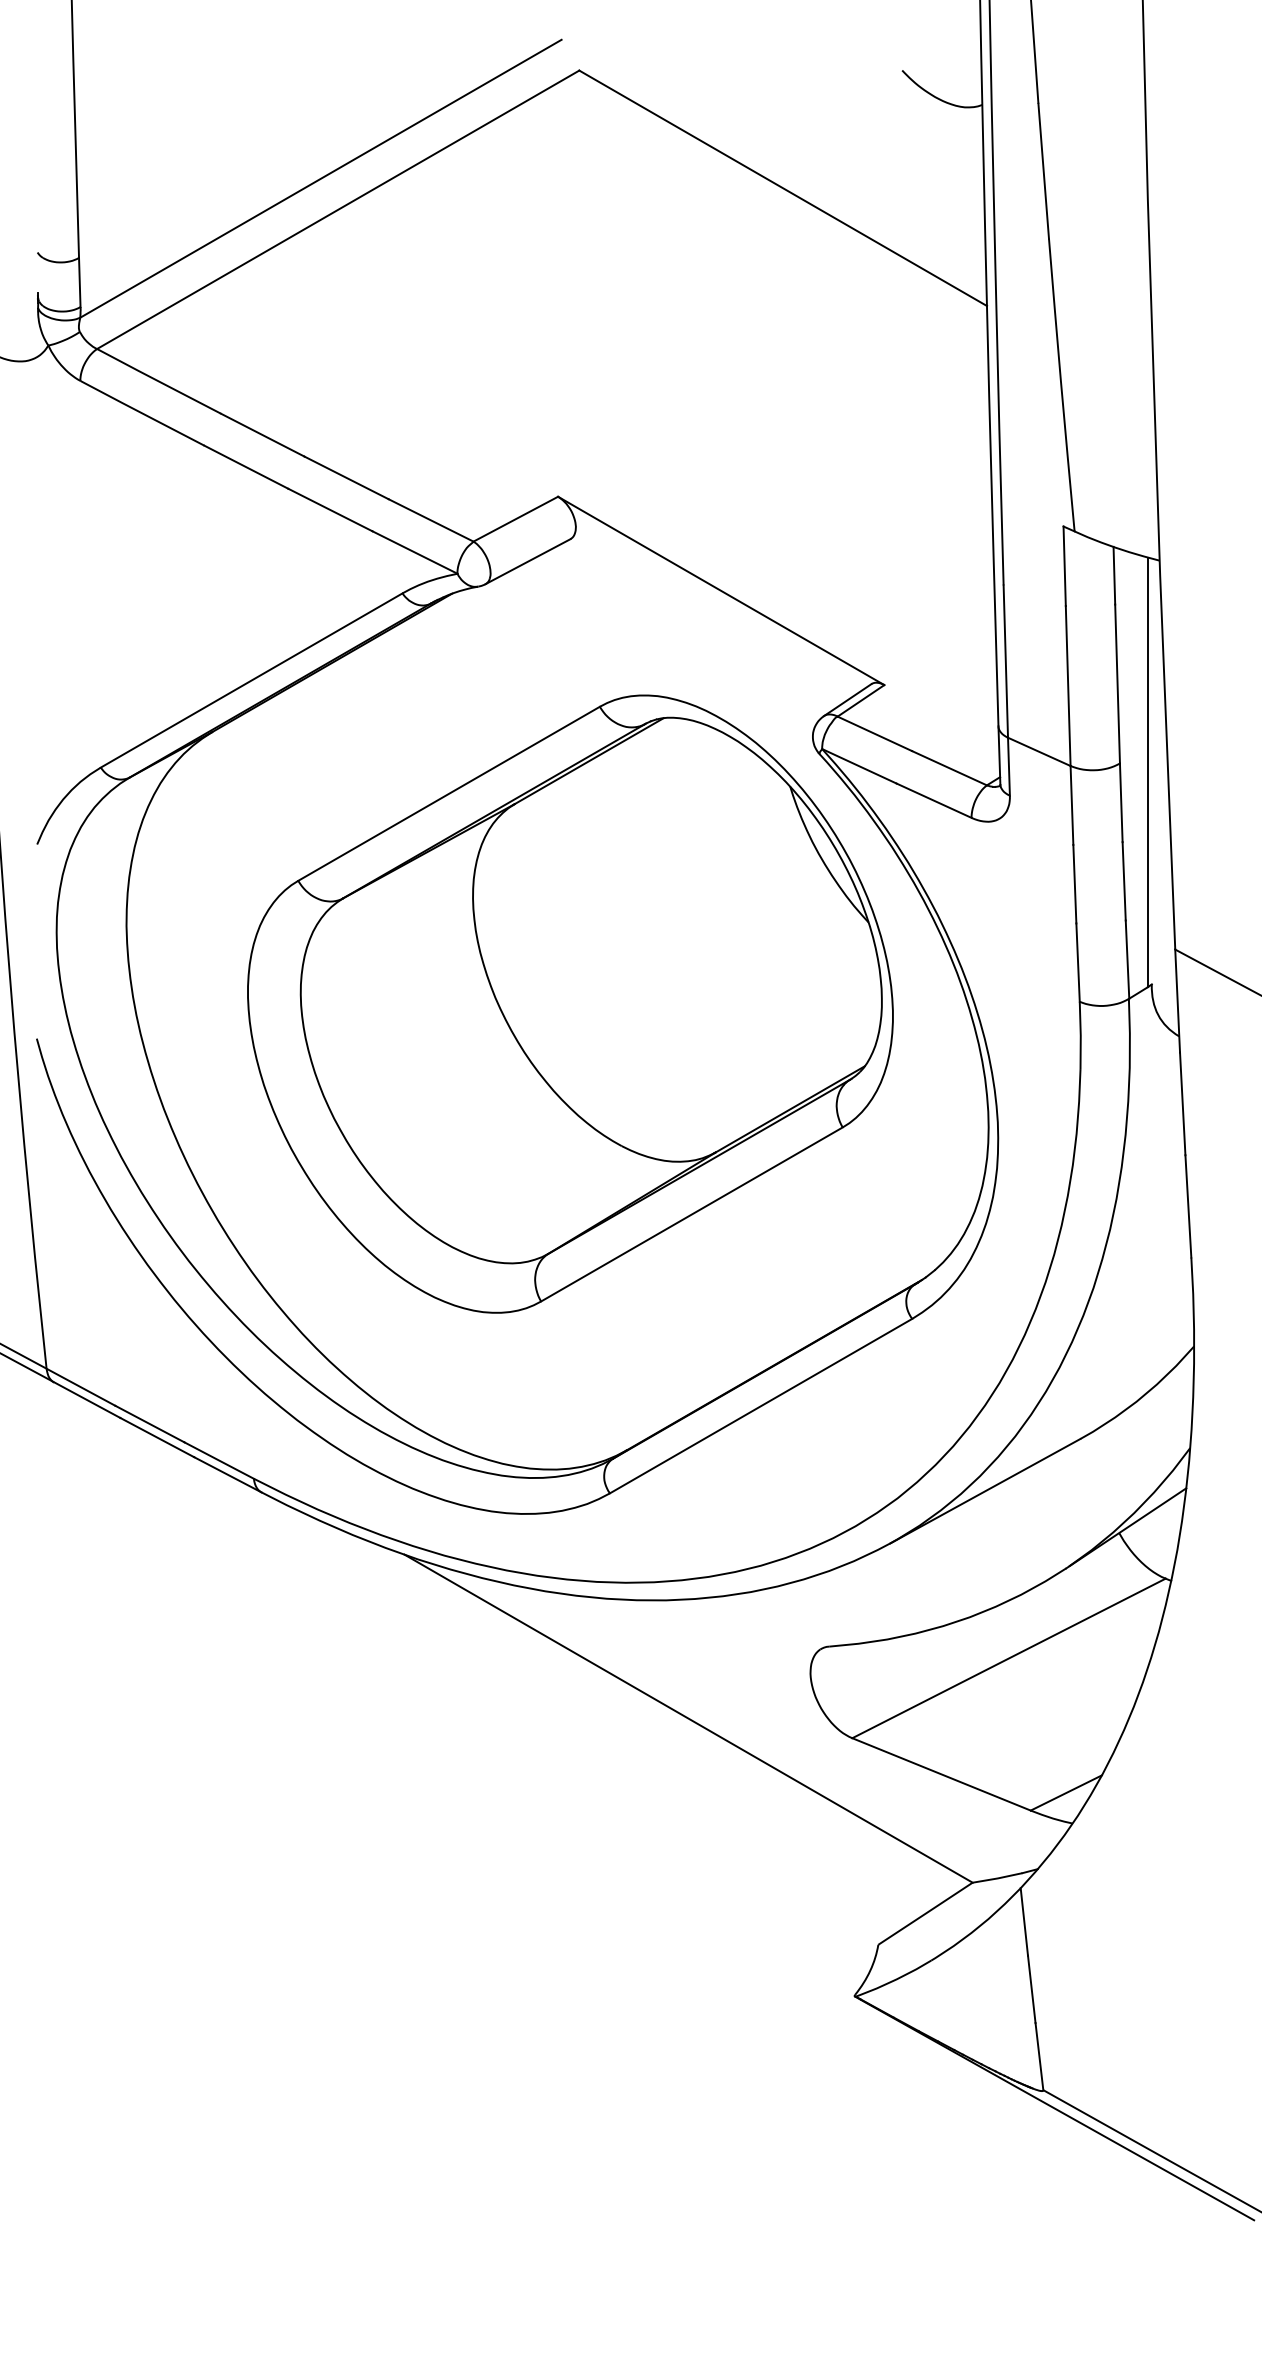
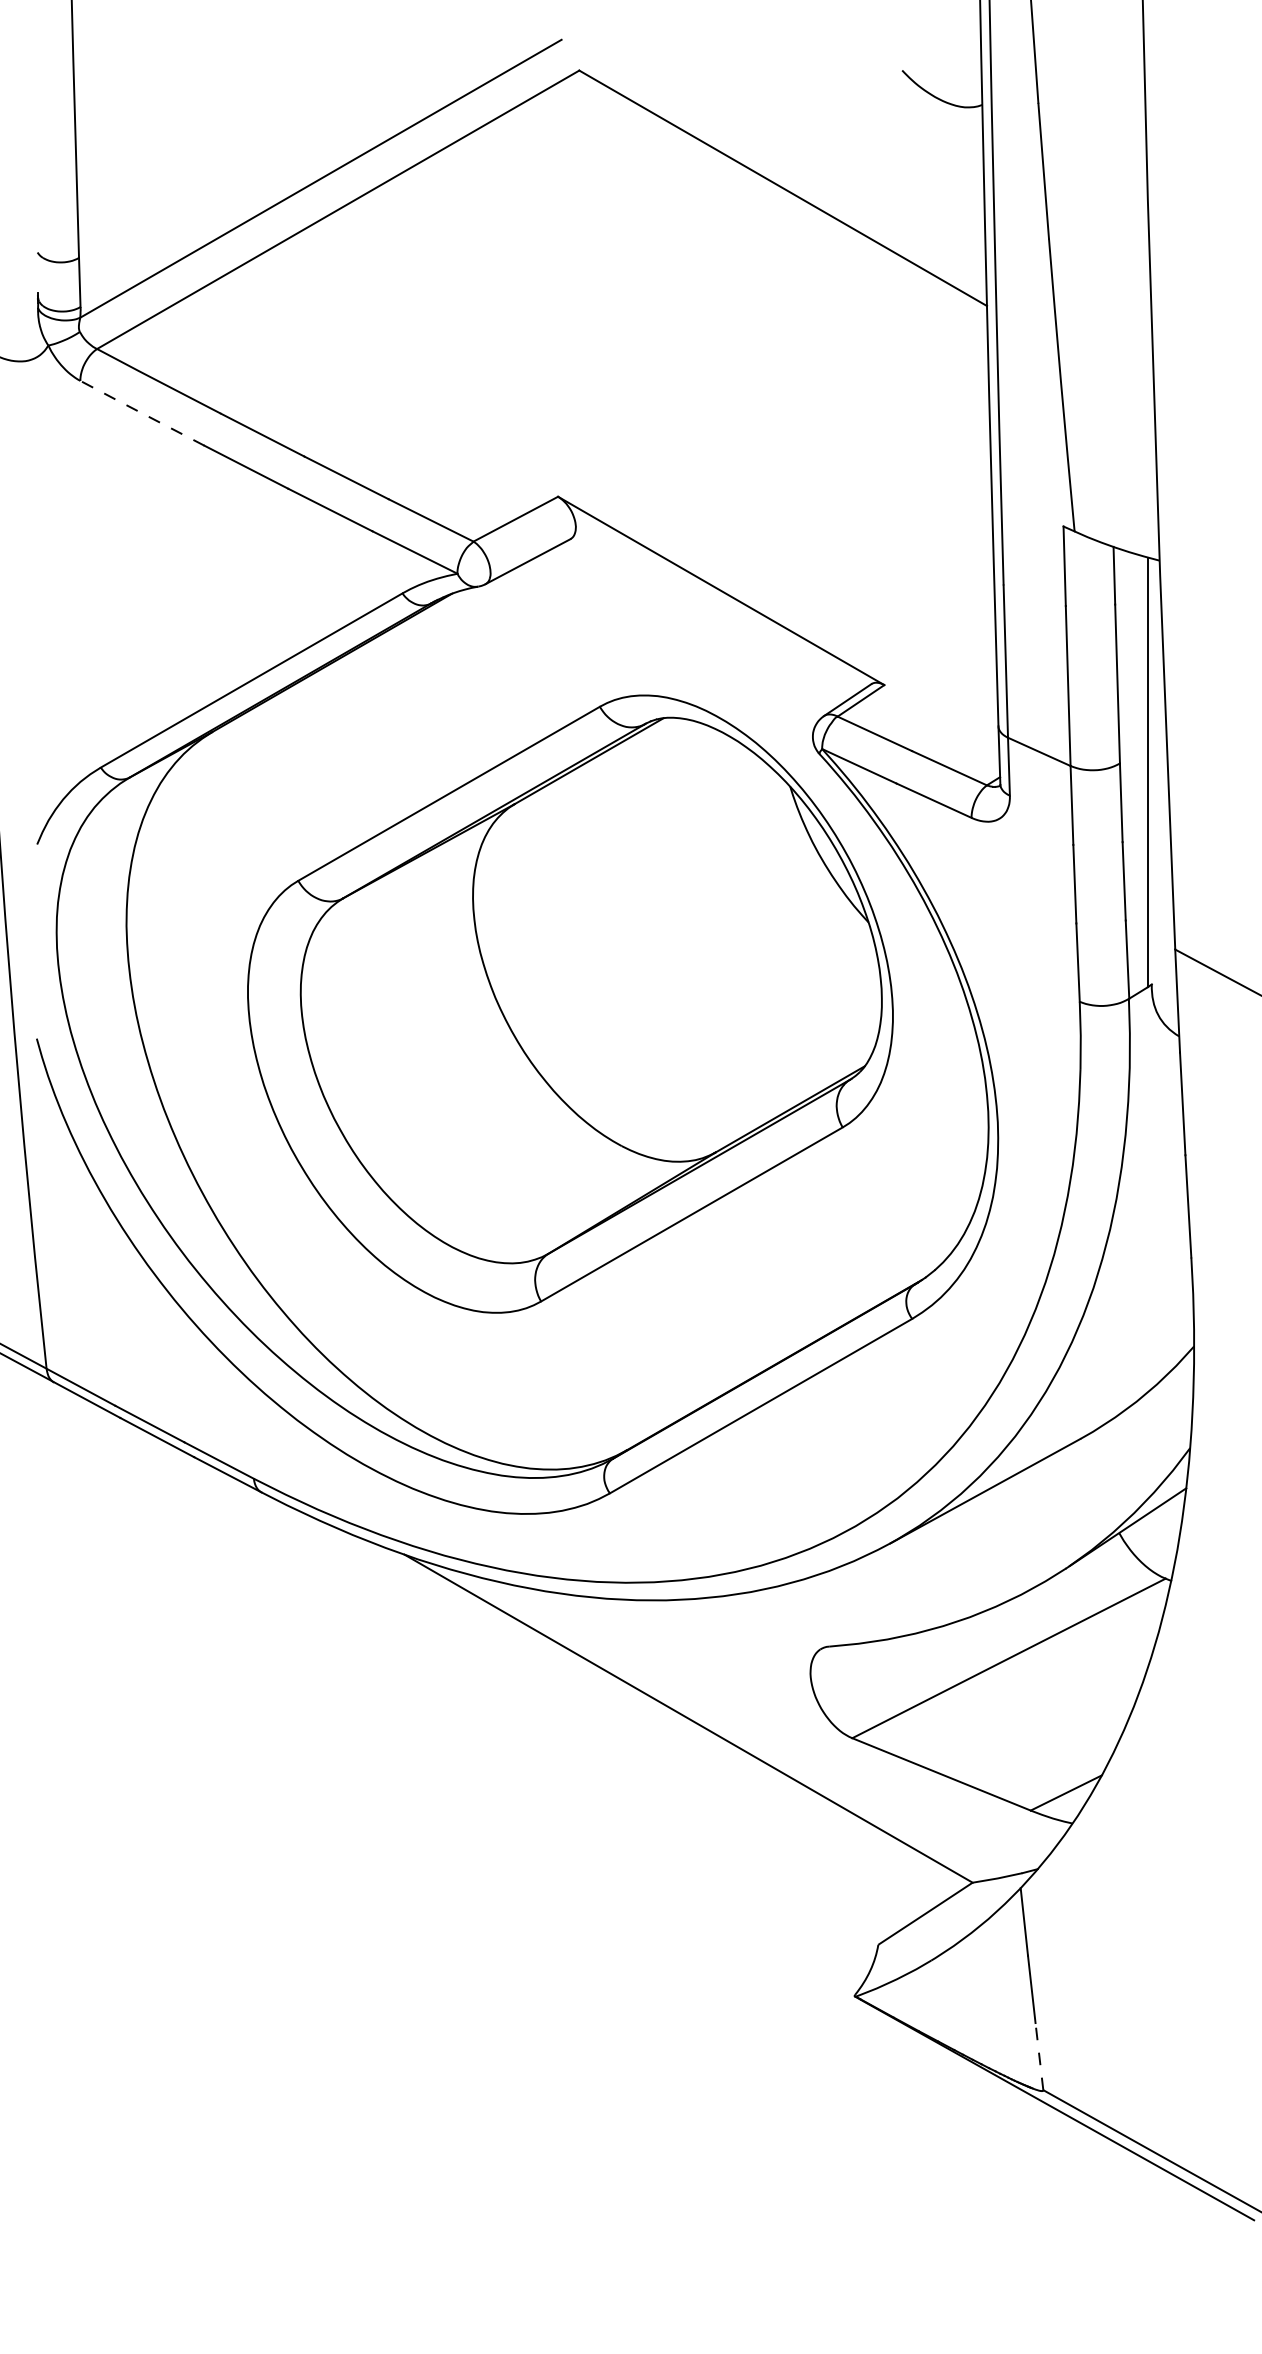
line: solid -> dashed (141, 413)
line: solid -> dashed (1039, 2056)
